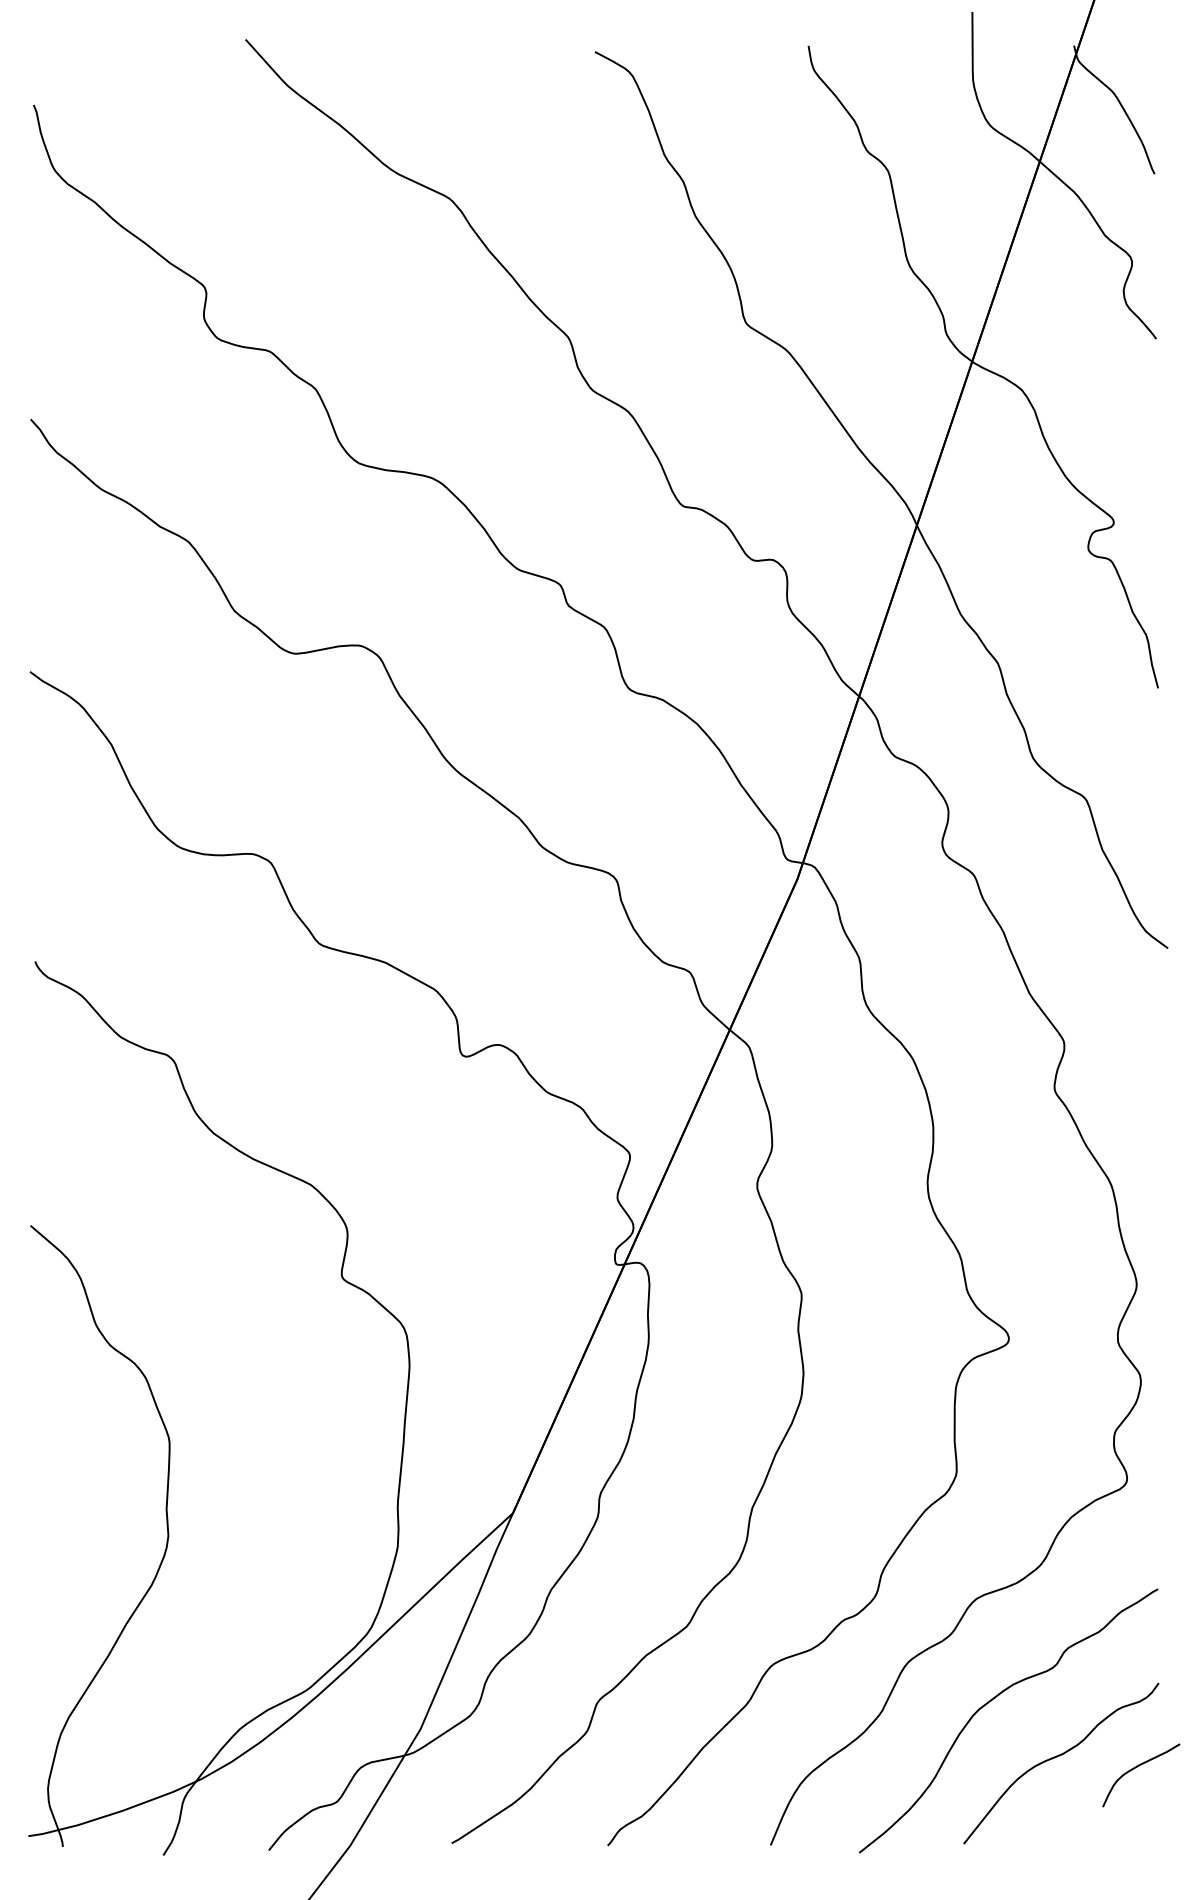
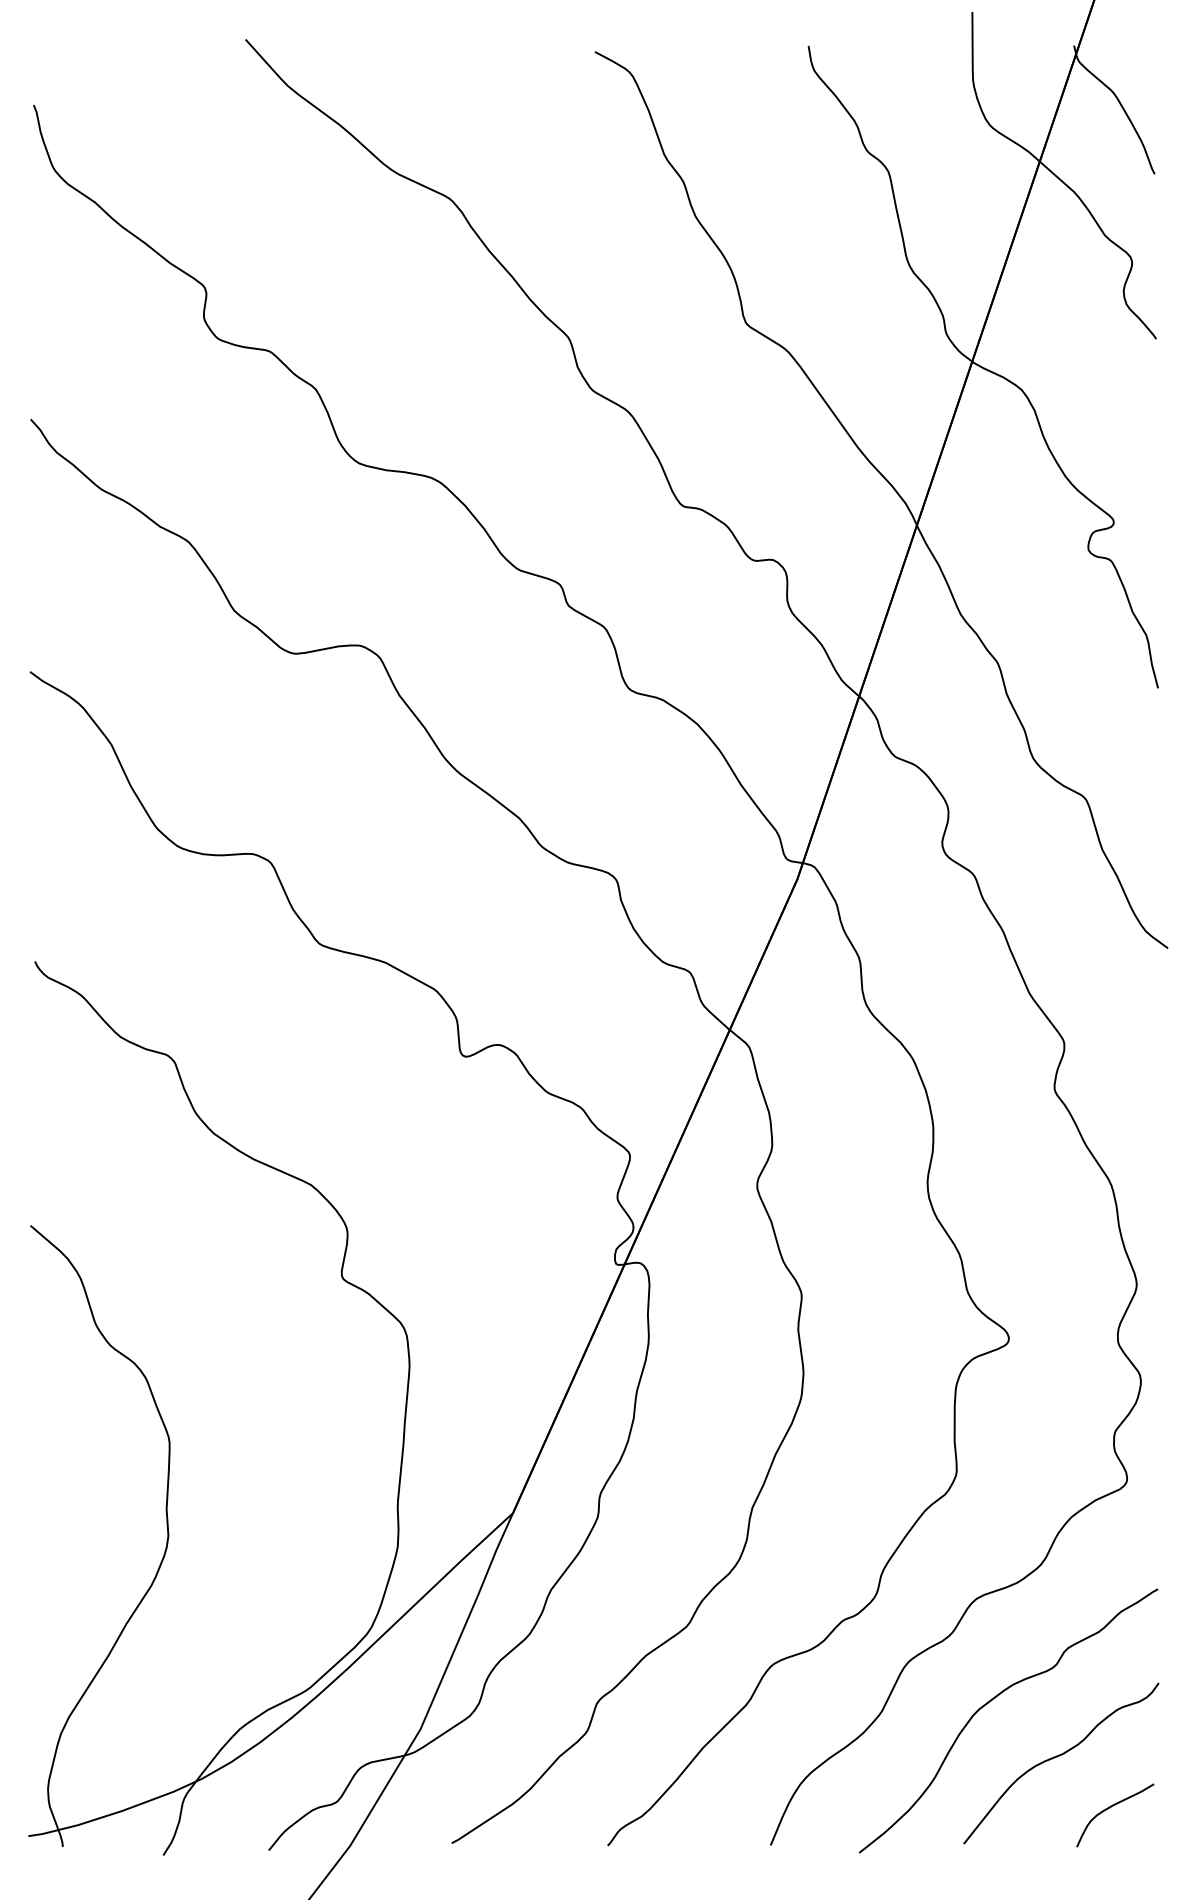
curve position: (1137, 1767) -> (1111, 1807) (1111, 1807)
